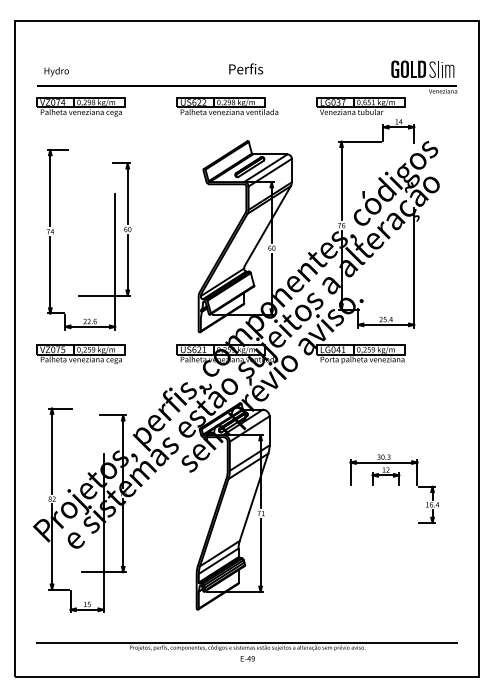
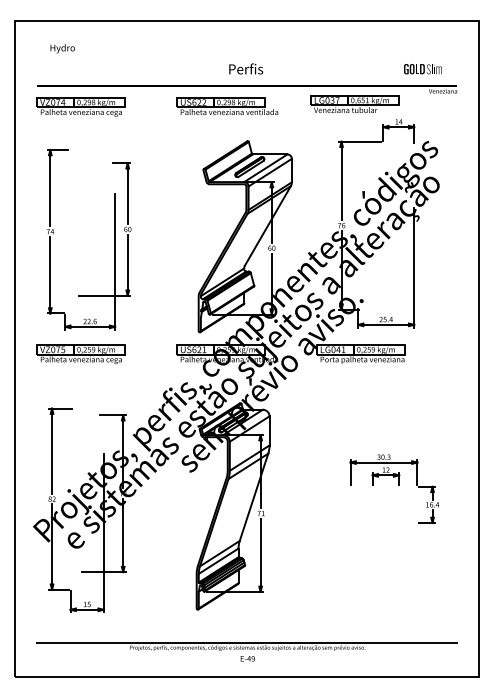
part size: 64x18 px -> 38x11 px (422, 69)
text position: (56, 71) -> (62, 48) (62, 48)
part position: (360, 105) -> (354, 103) (354, 103)
